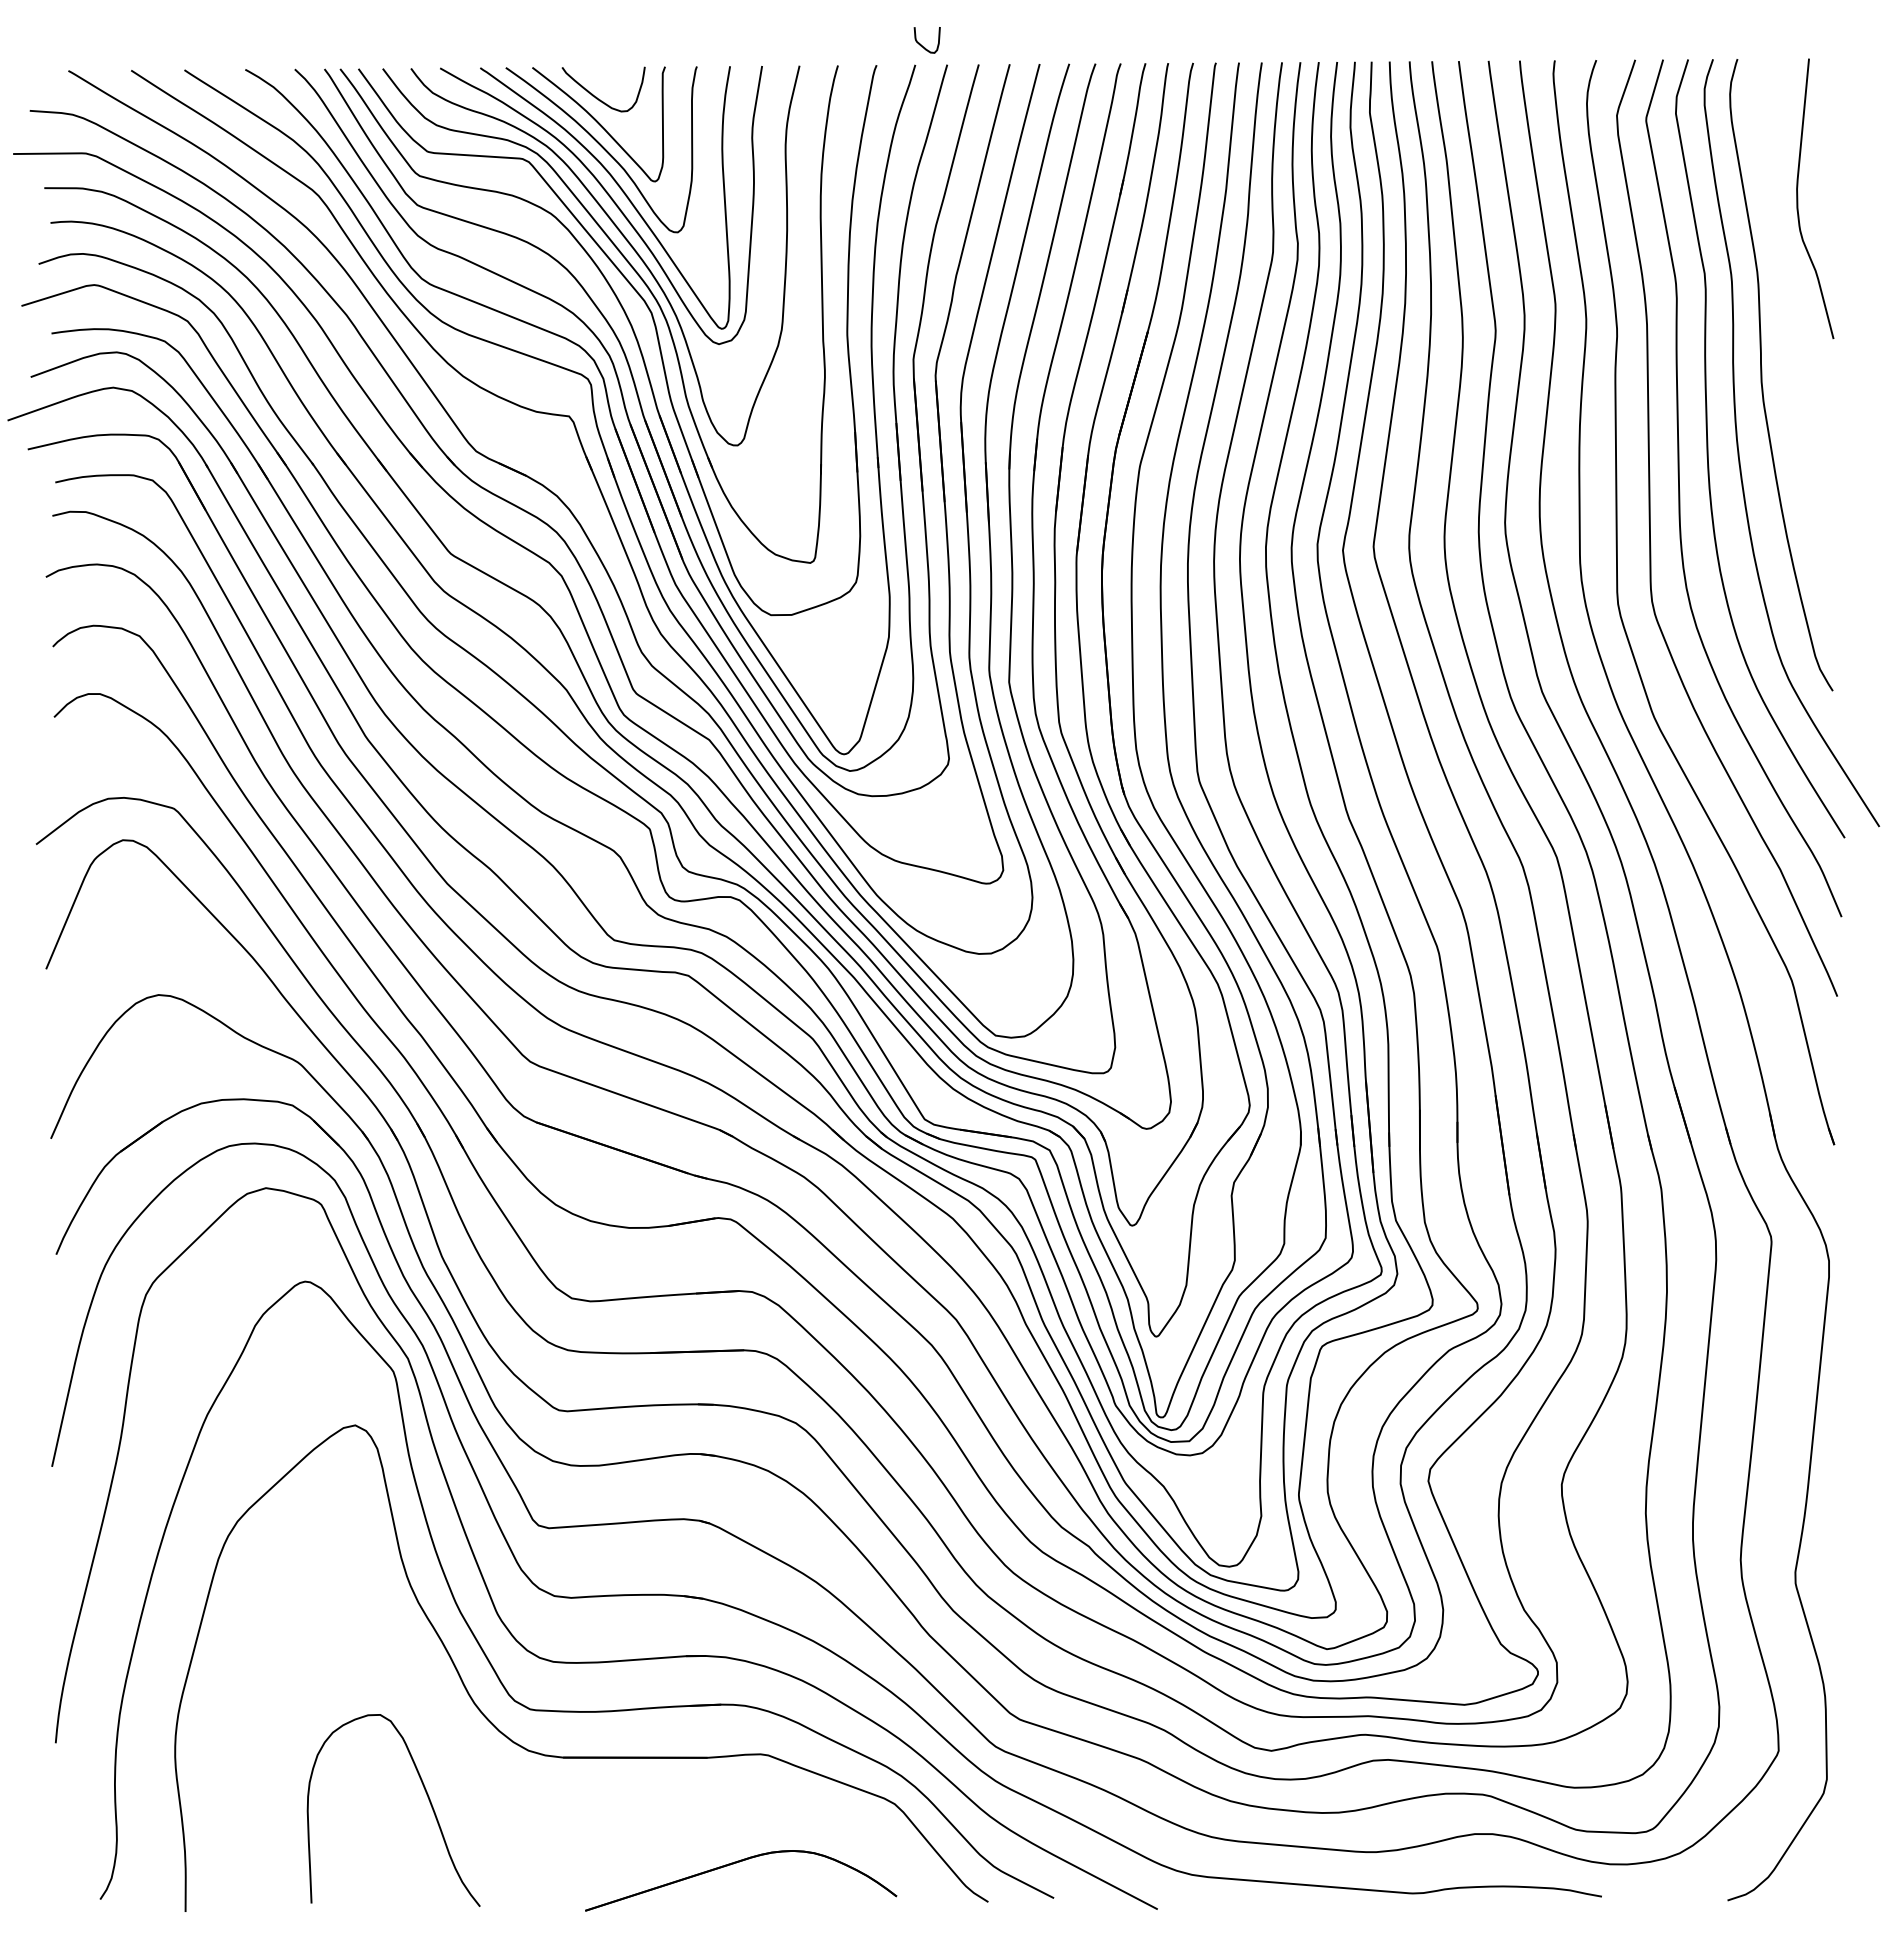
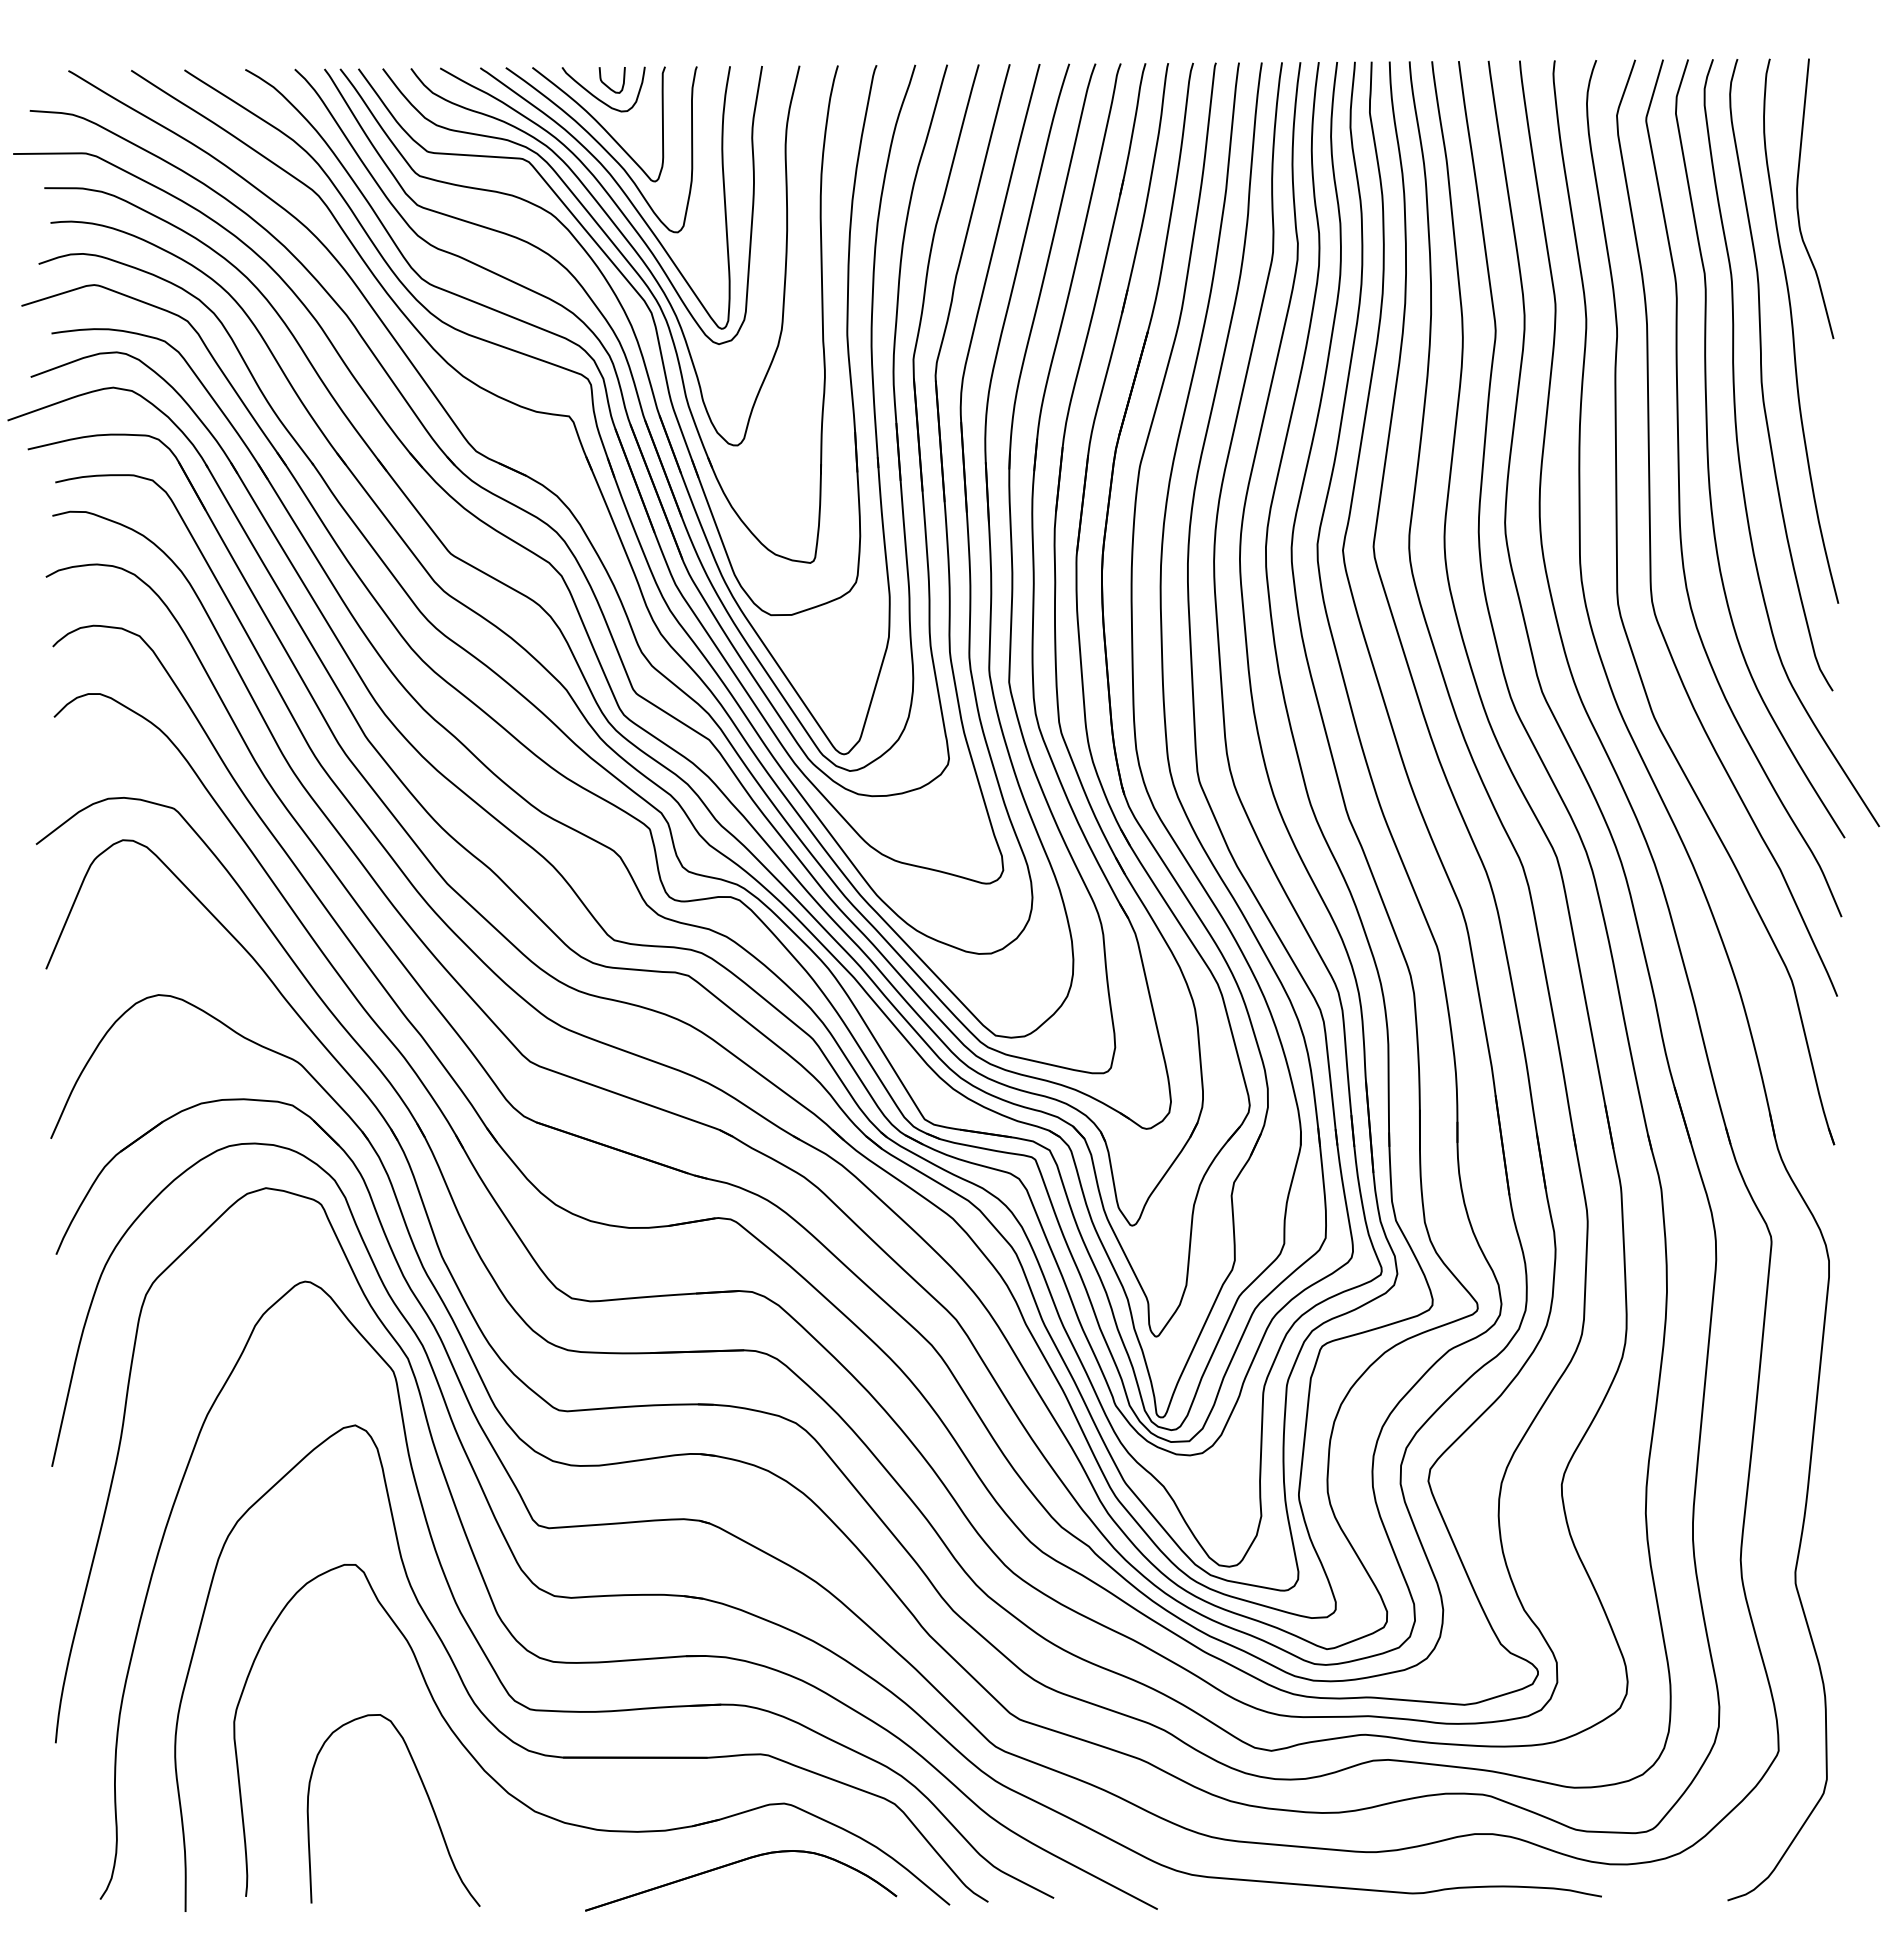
curve position: (921, 44) -> (606, 84) (606, 84)
curve: none -> present (1793, 330)
part: none -> present (573, 1823)
